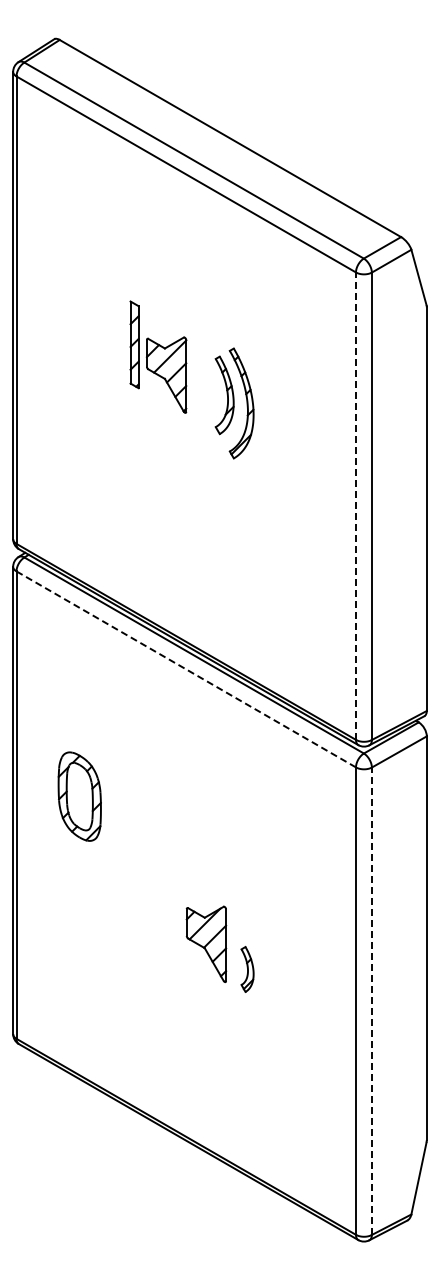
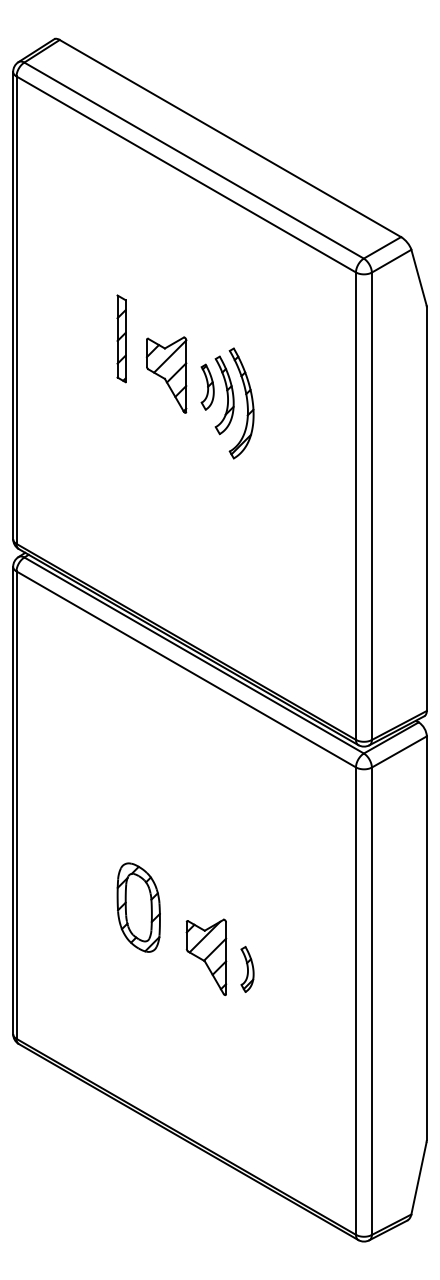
part position: (134, 344) -> (121, 338) (121, 338)
part: none -> present (207, 386)
line: dashed -> solid (356, 506)
line: dashed -> solid (185, 669)
part position: (79, 796) -> (138, 907) (138, 907)
part position: (206, 943) -> (206, 956) (206, 956)
line: dashed -> solid (371, 1001)
